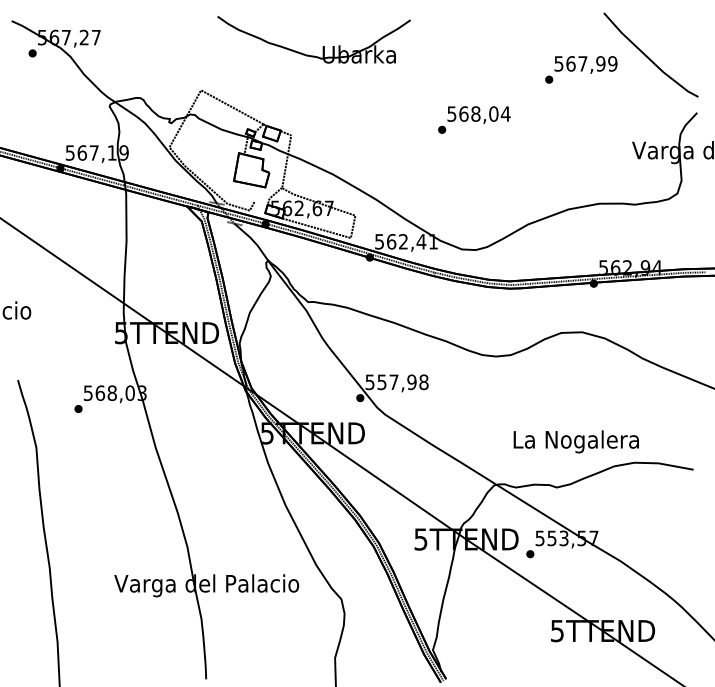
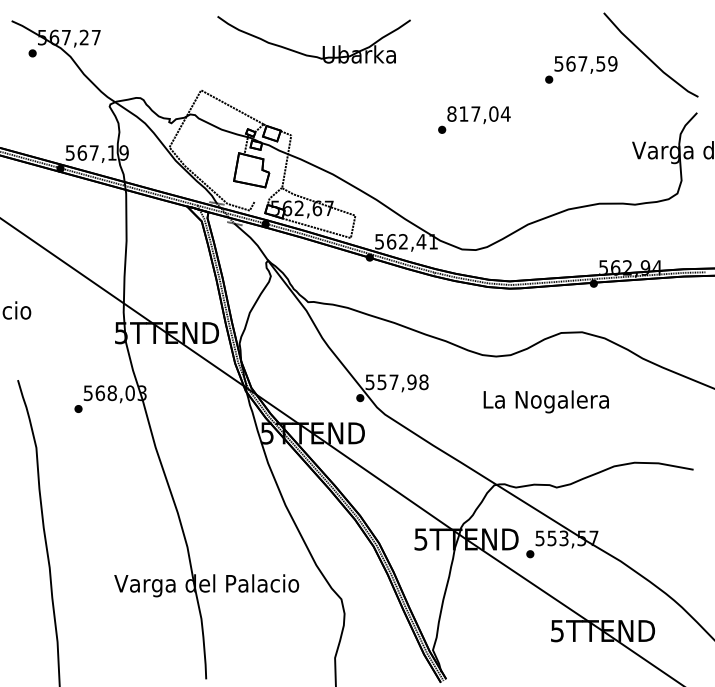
text: 567,99 -> 567,59 (600, 63)
text: 568,04 -> 817,04 (463, 113)
text position: (575, 441) -> (545, 401) (545, 401)
